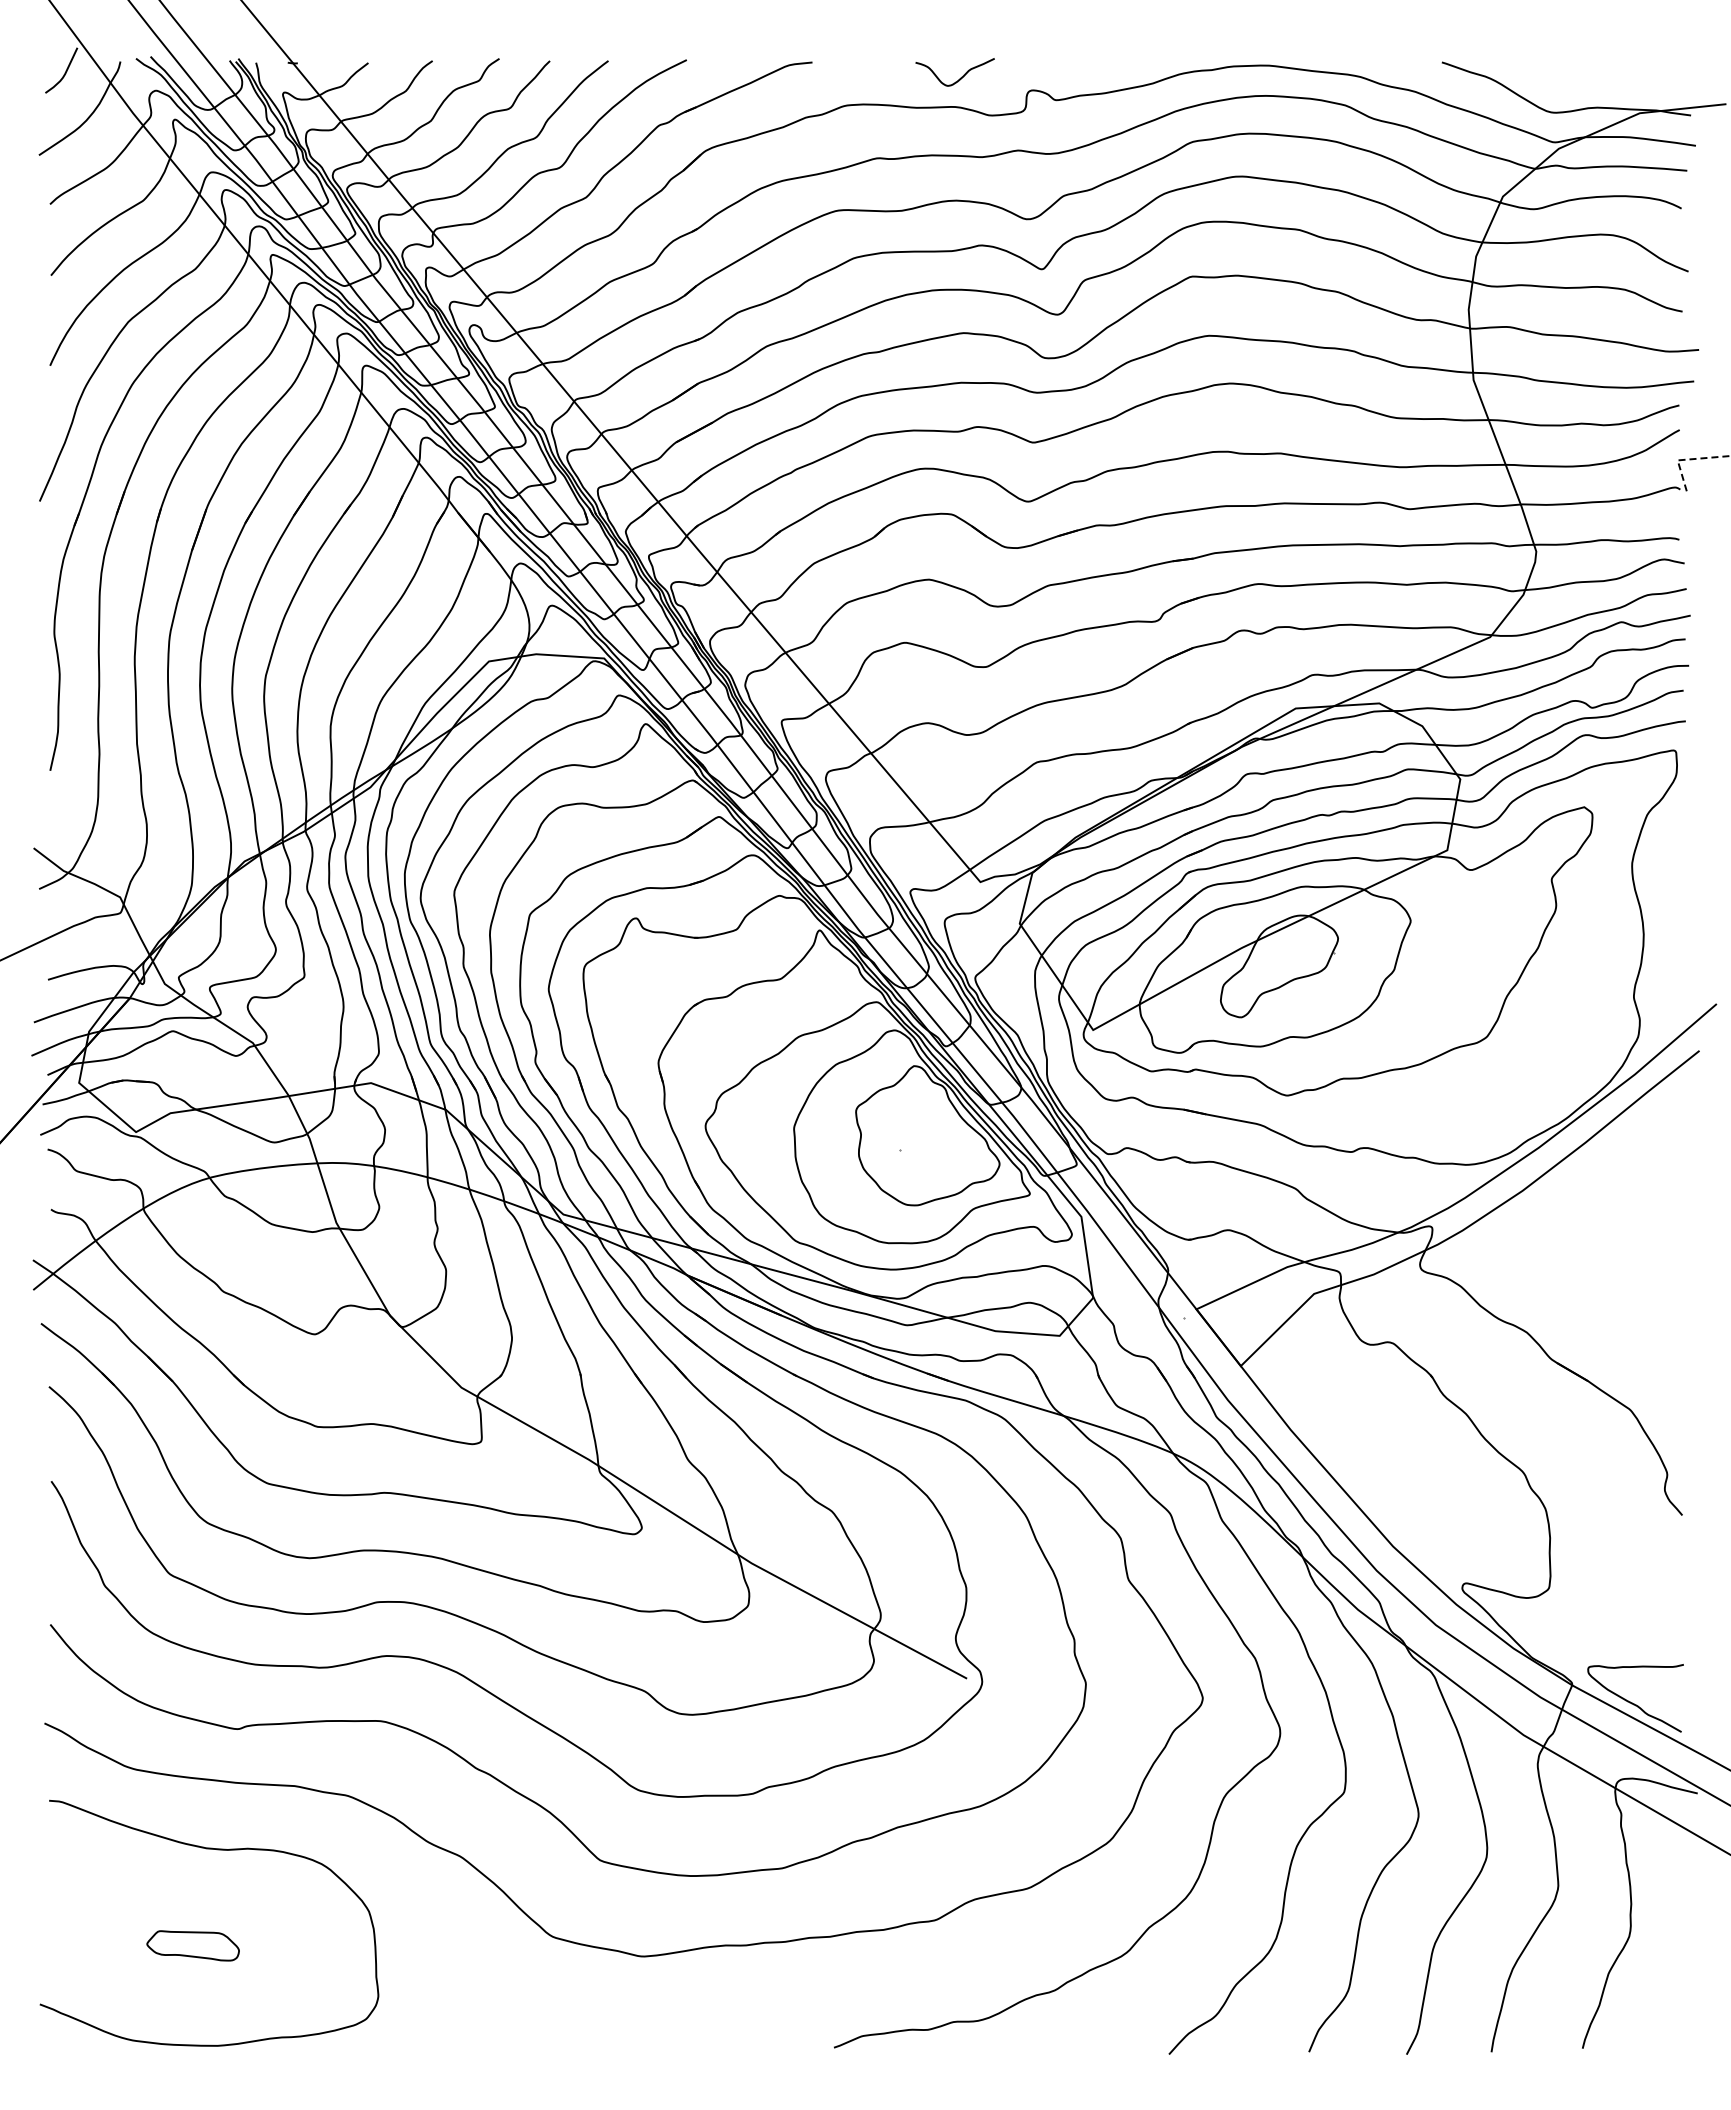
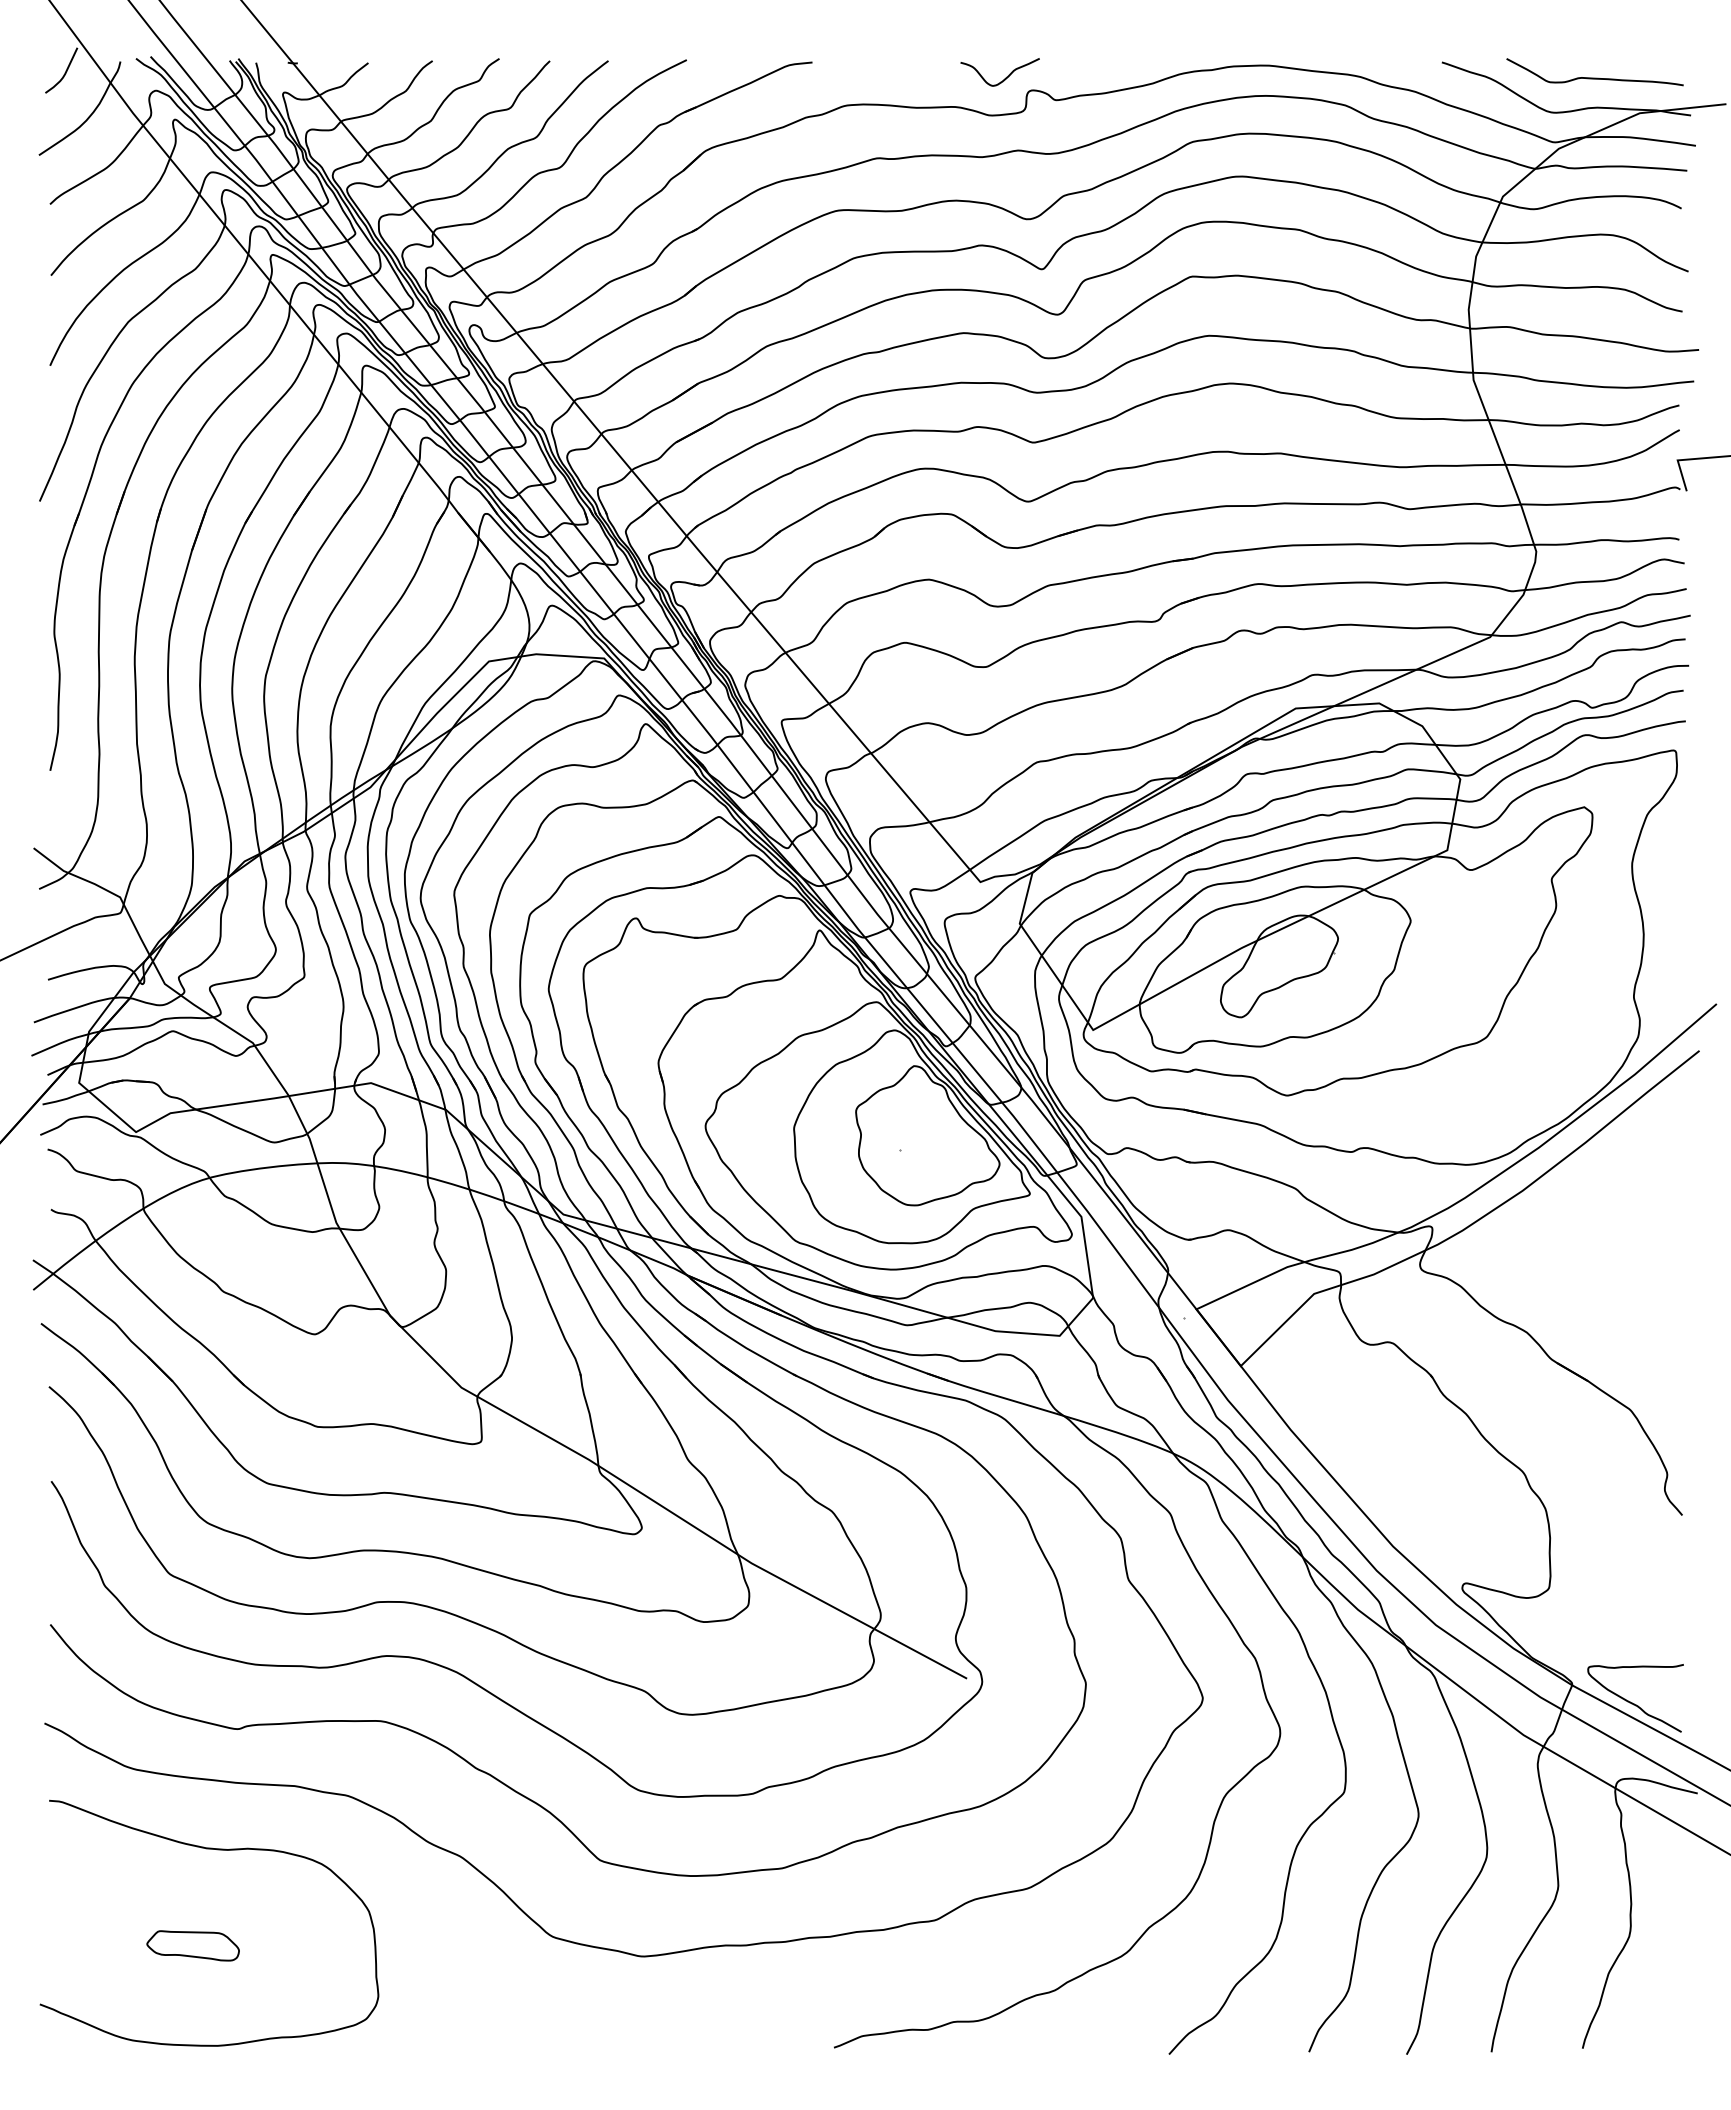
curve position: (960, 77) -> (1005, 77) (1005, 77)
curve: none -> present (1594, 77)
line: dashed -> solid (1687, 459)
